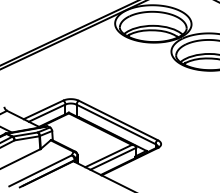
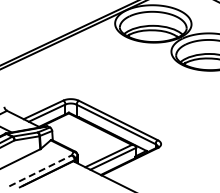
line: solid -> dashed (40, 170)
